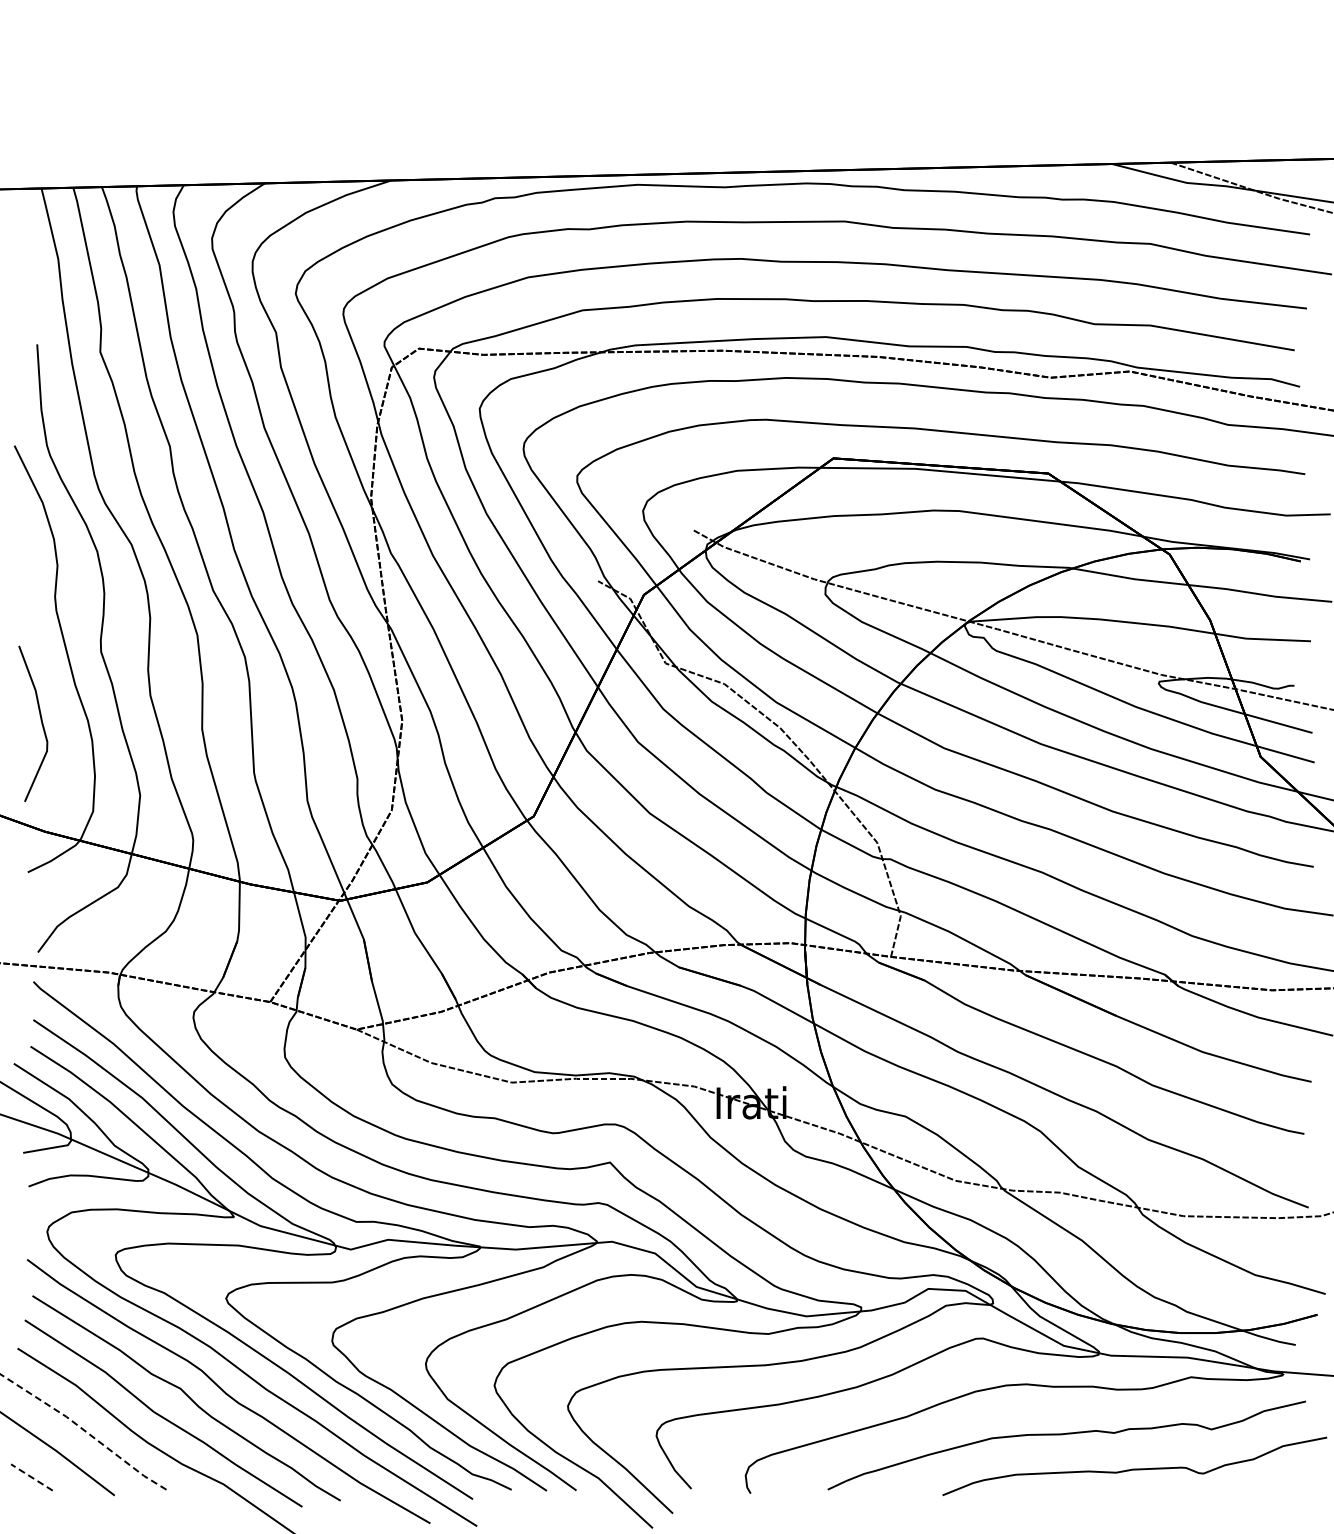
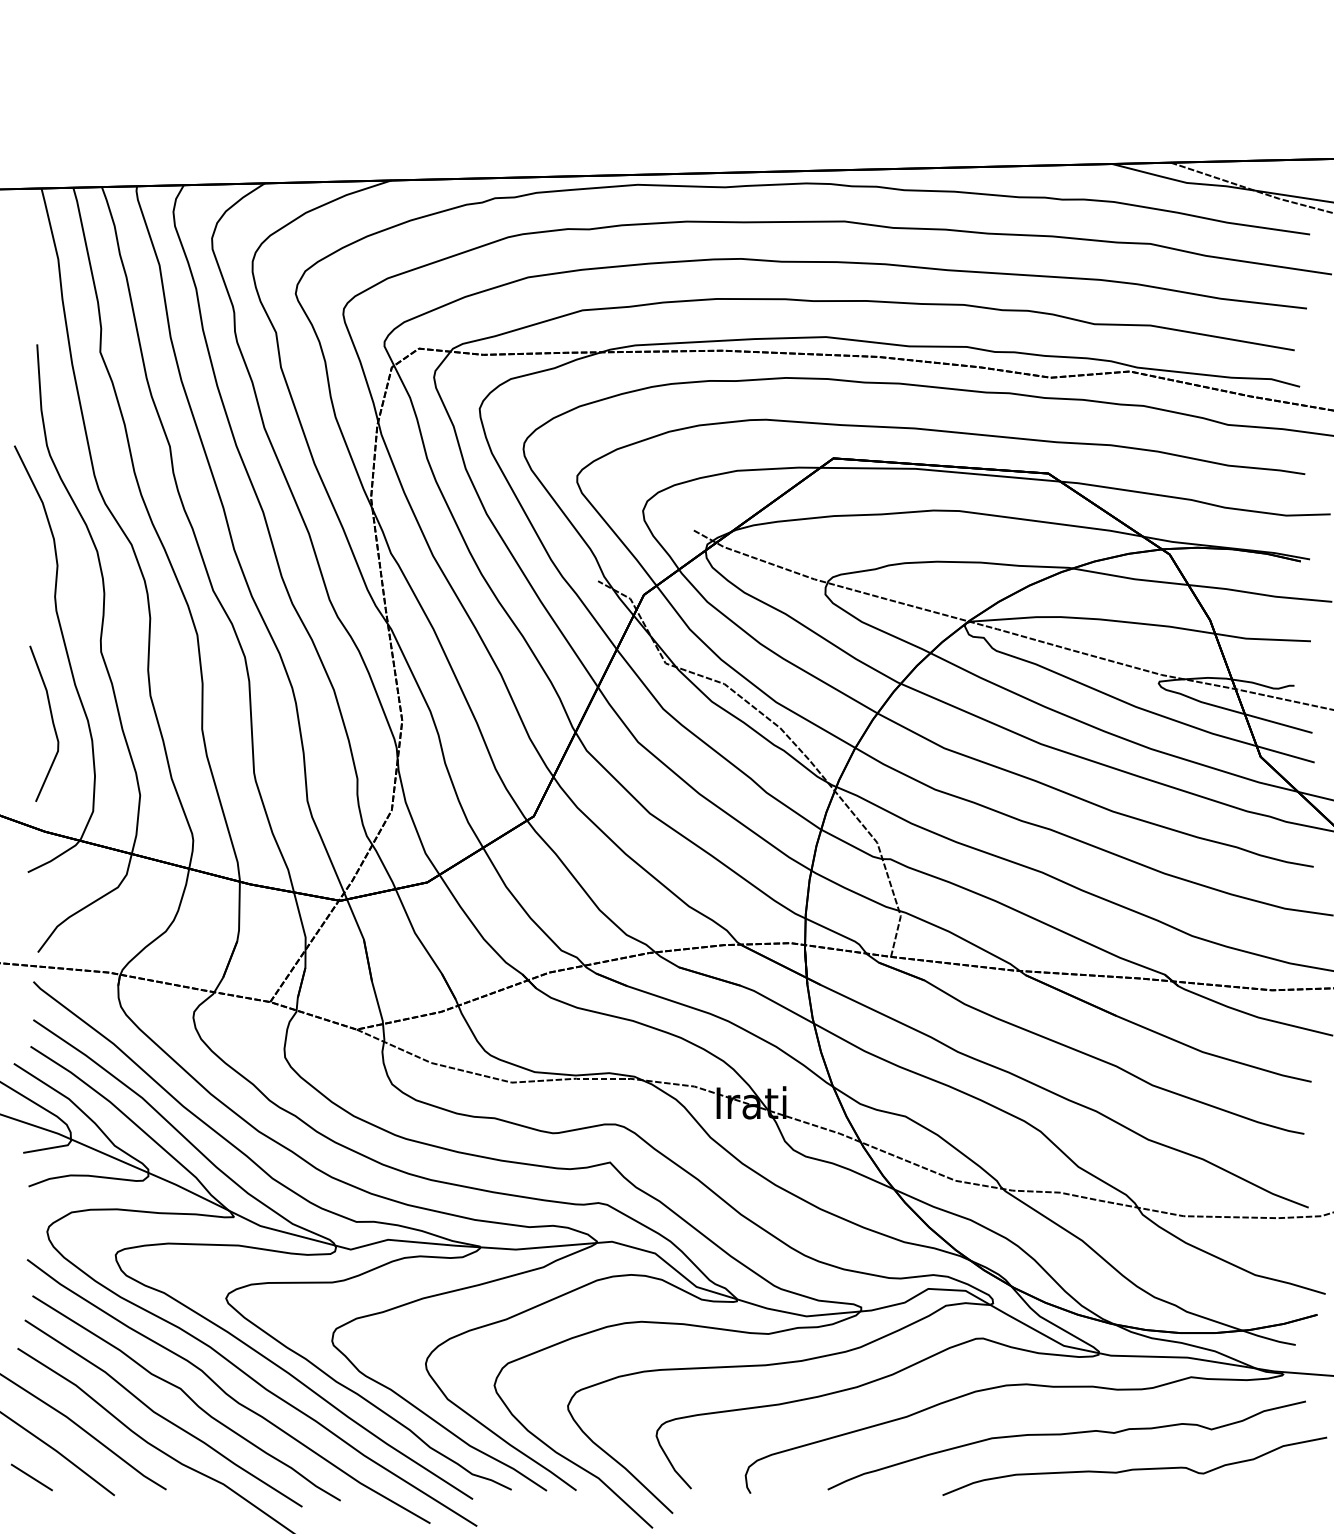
curve position: (40, 720) -> (51, 720) (51, 720)
line: dashed -> solid (84, 1430)
line: dashed -> solid (31, 1477)
